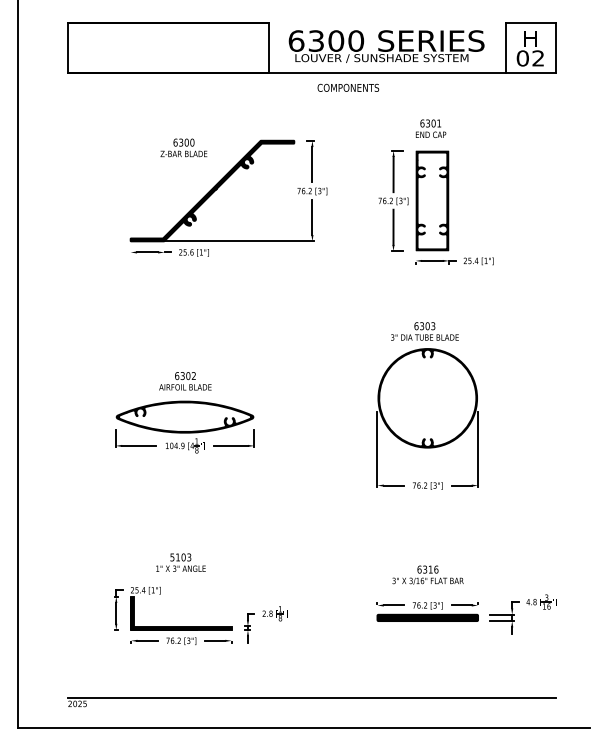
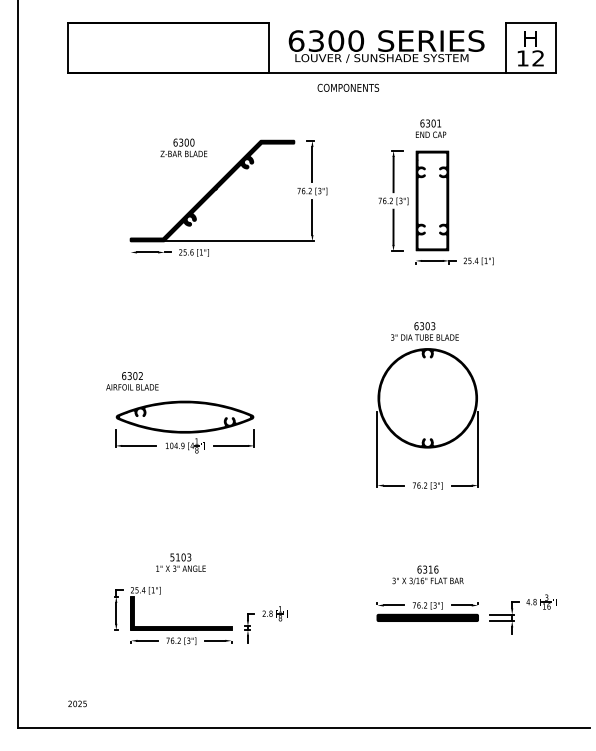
text: 02 -> 12 (522, 58)
text position: (185, 381) -> (132, 381) (132, 381)
line: present -> none (312, 698)
